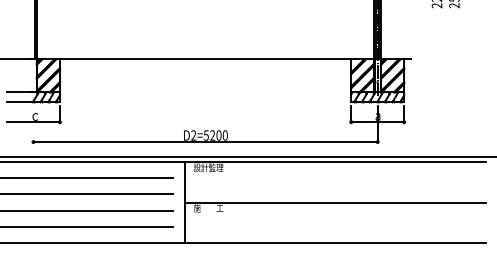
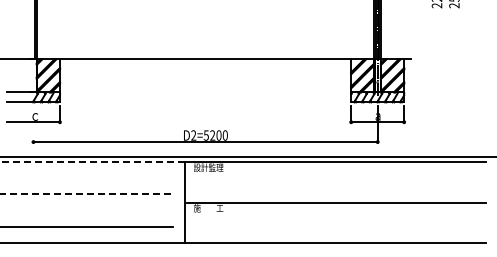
line: solid -> dashed (92, 162)
line: present -> none (87, 178)
line: solid -> dashed (87, 194)
line: present -> none (87, 210)
